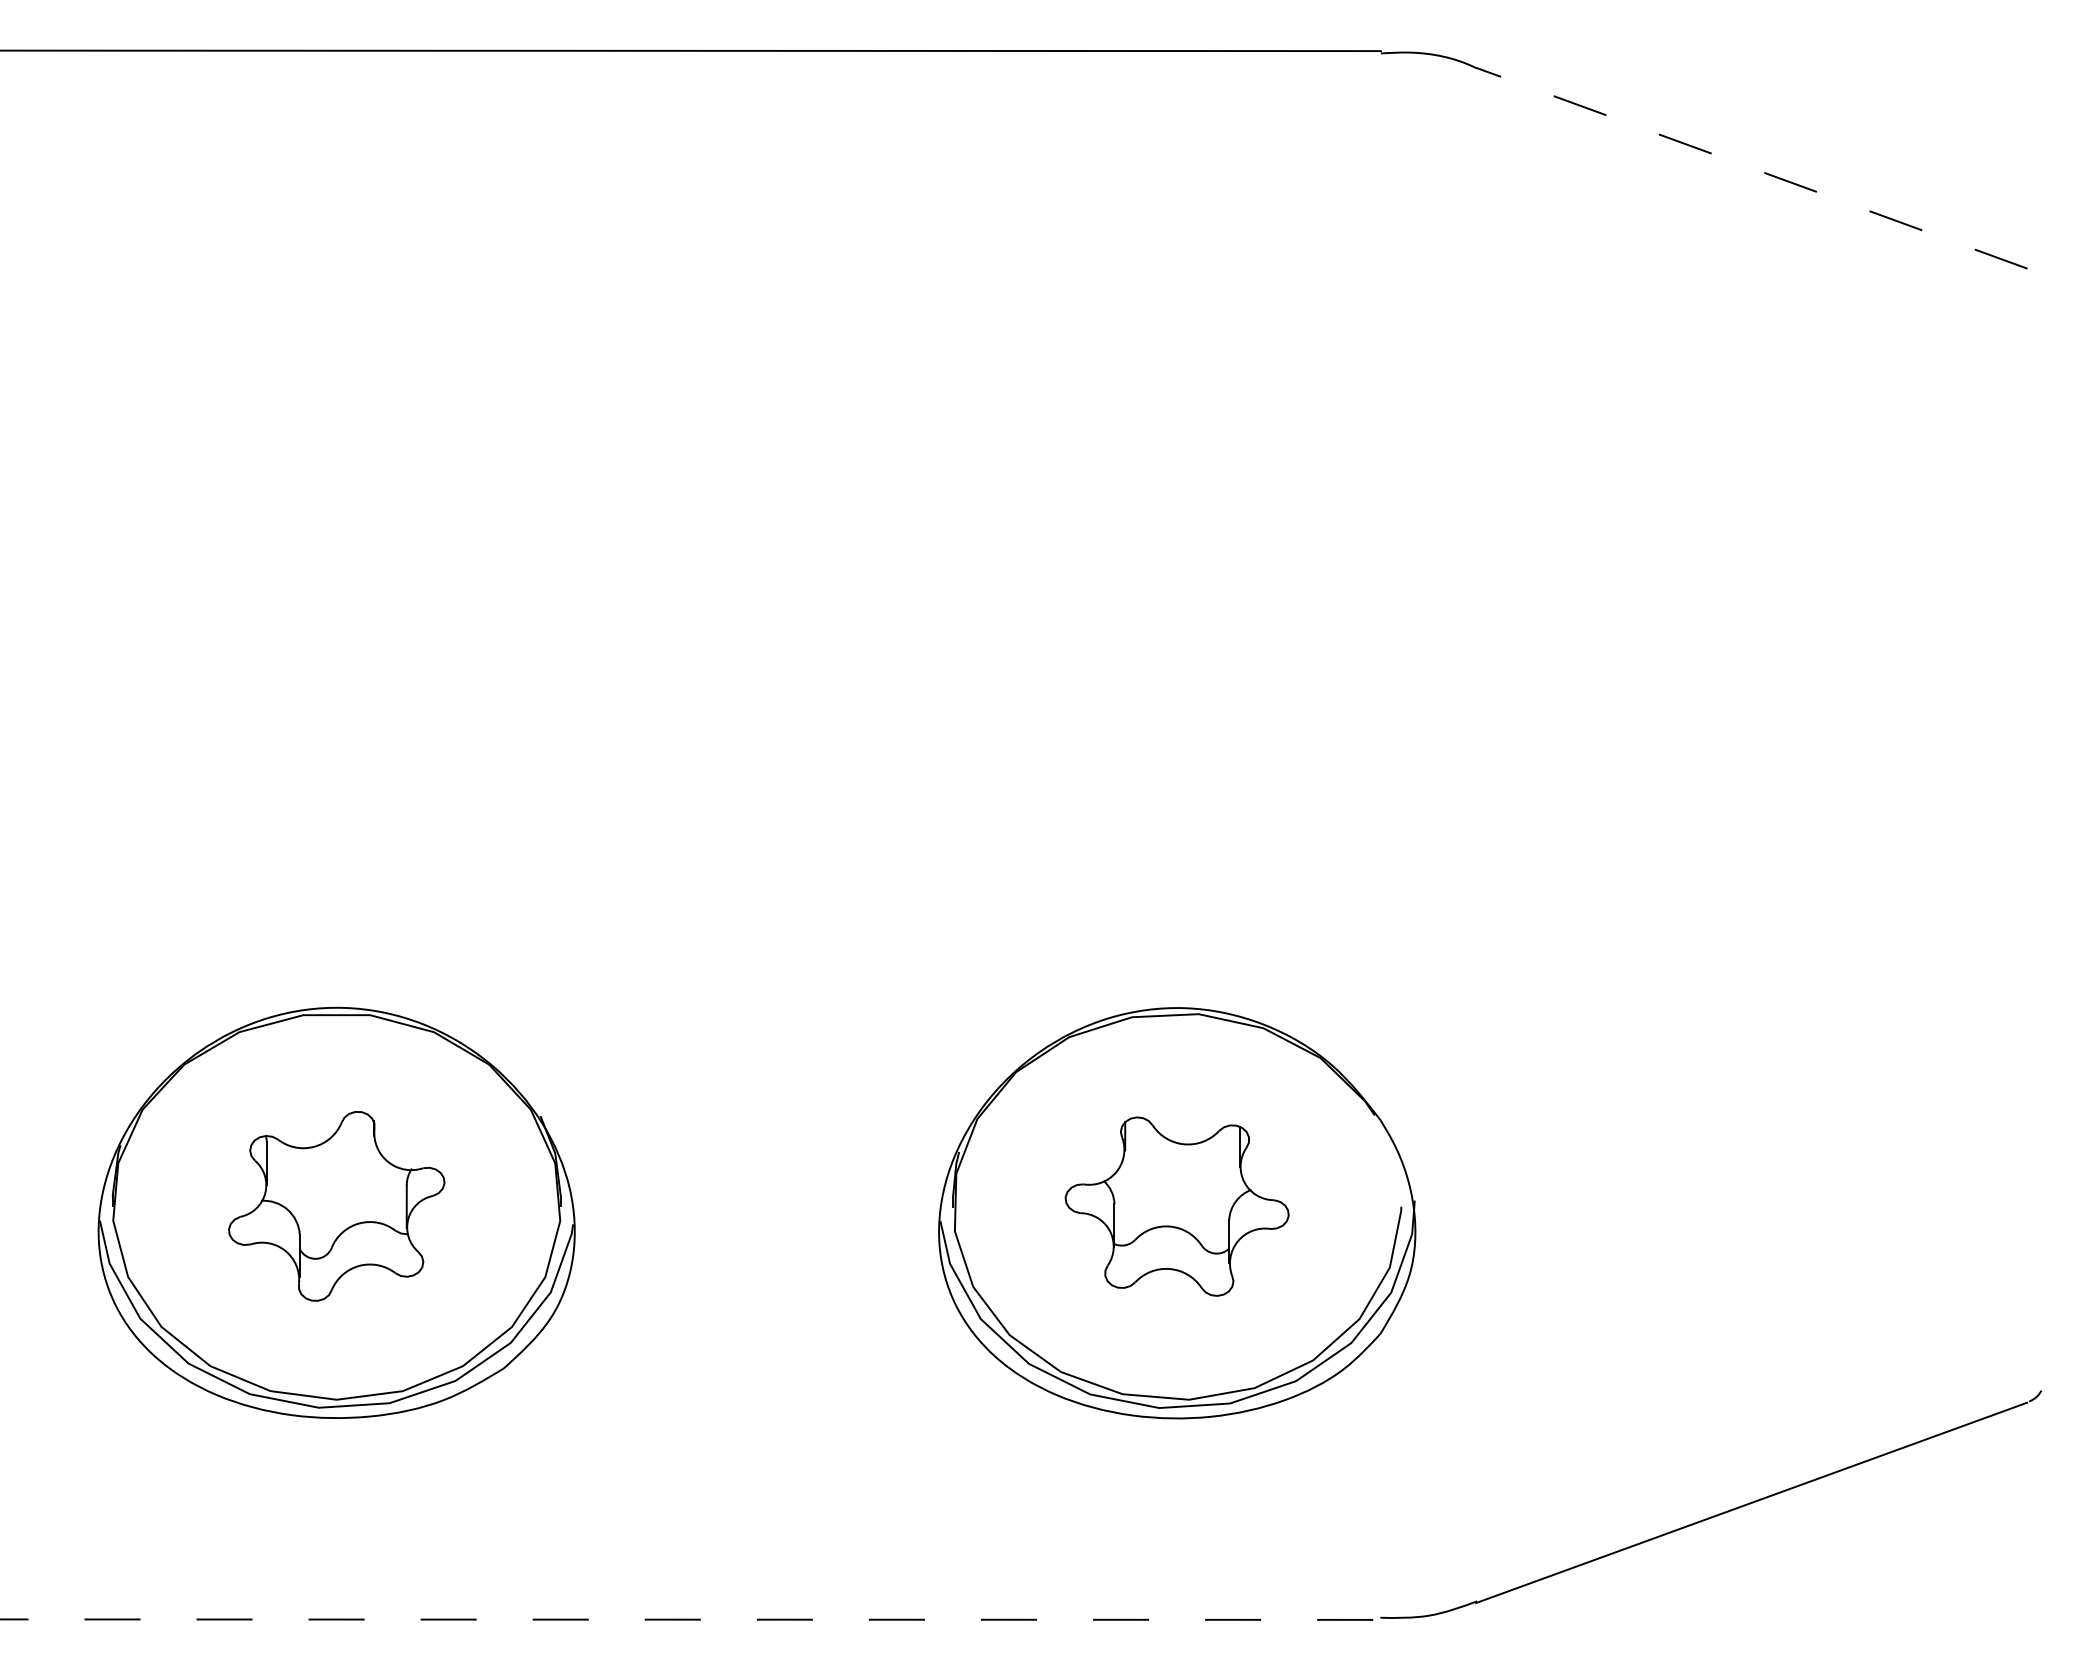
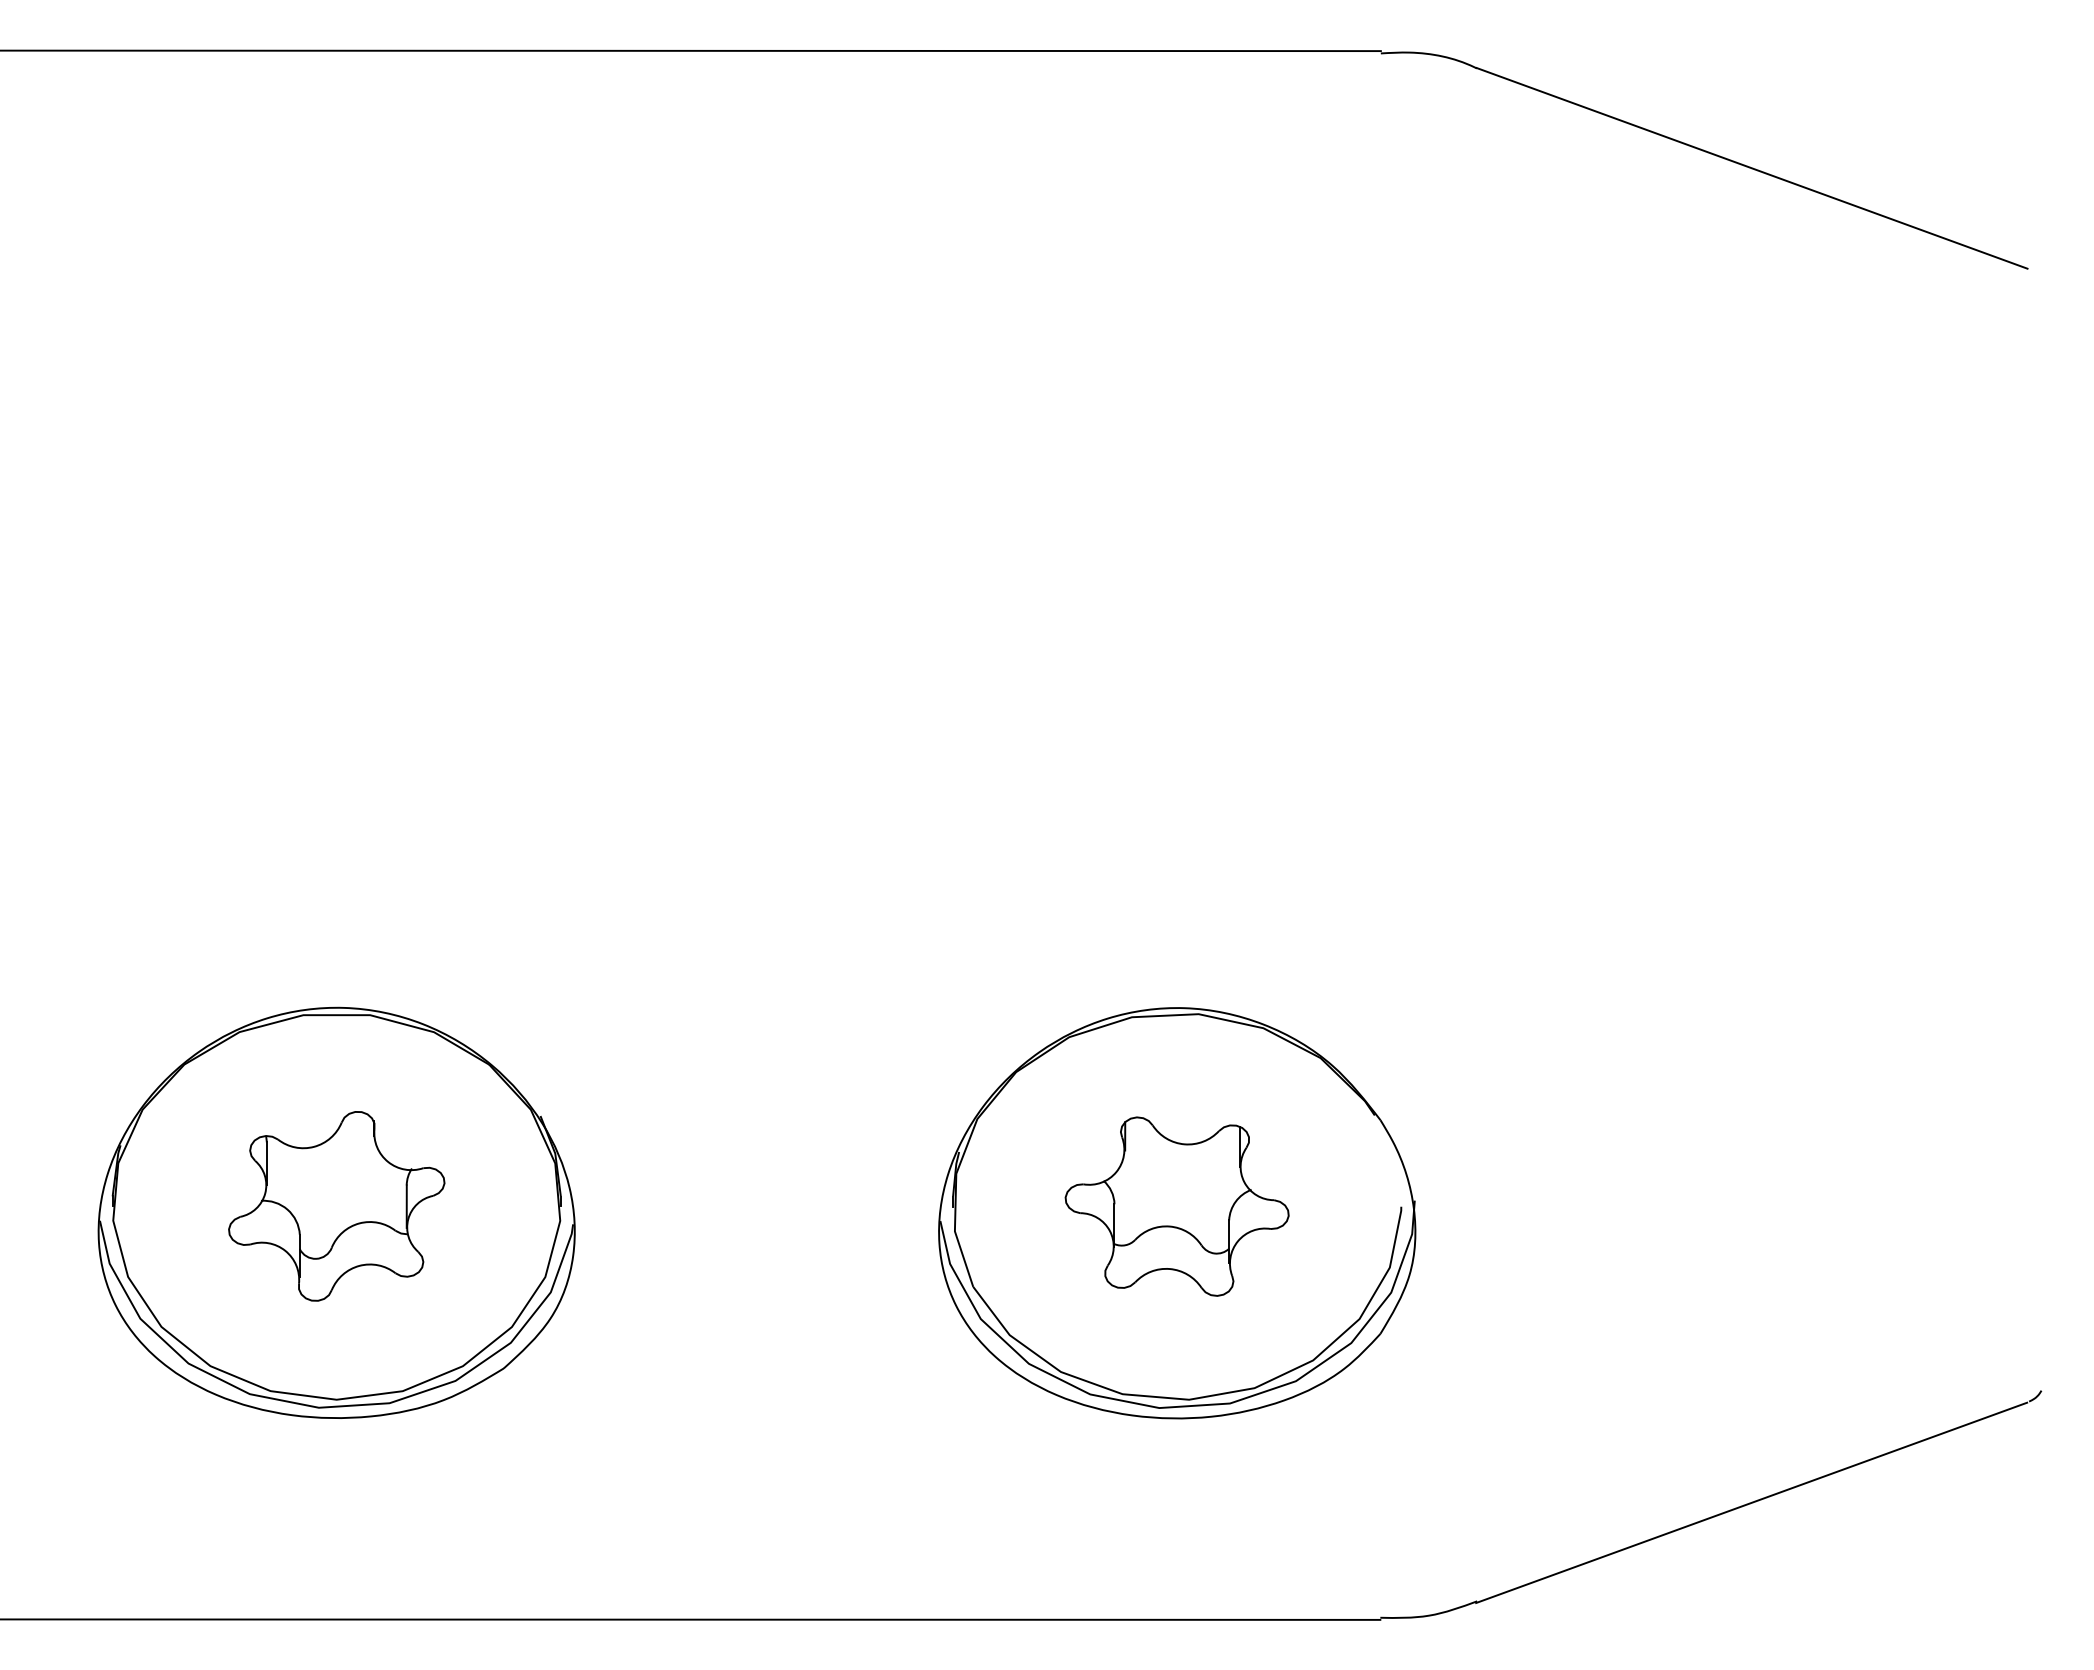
line: dashed -> solid (1751, 168)
line: dashed -> solid (690, 1619)
